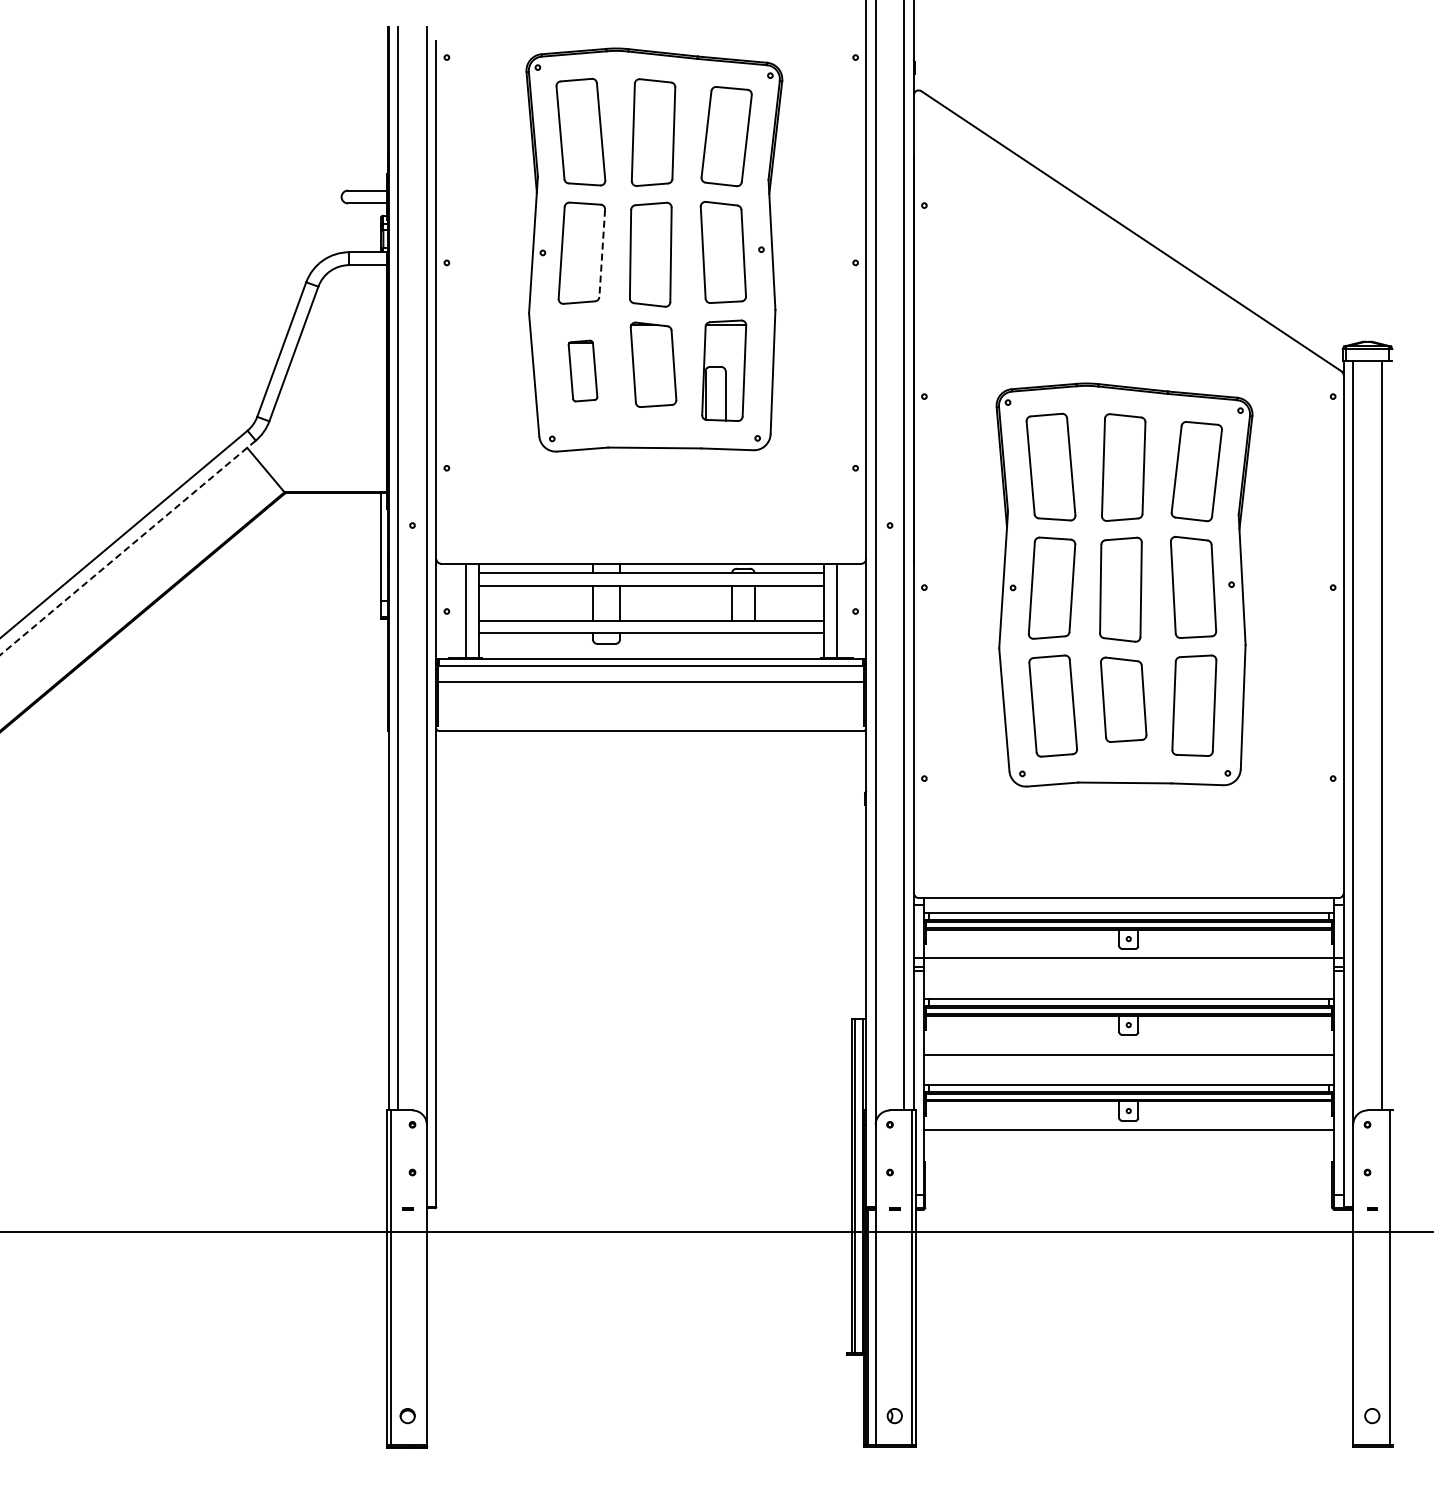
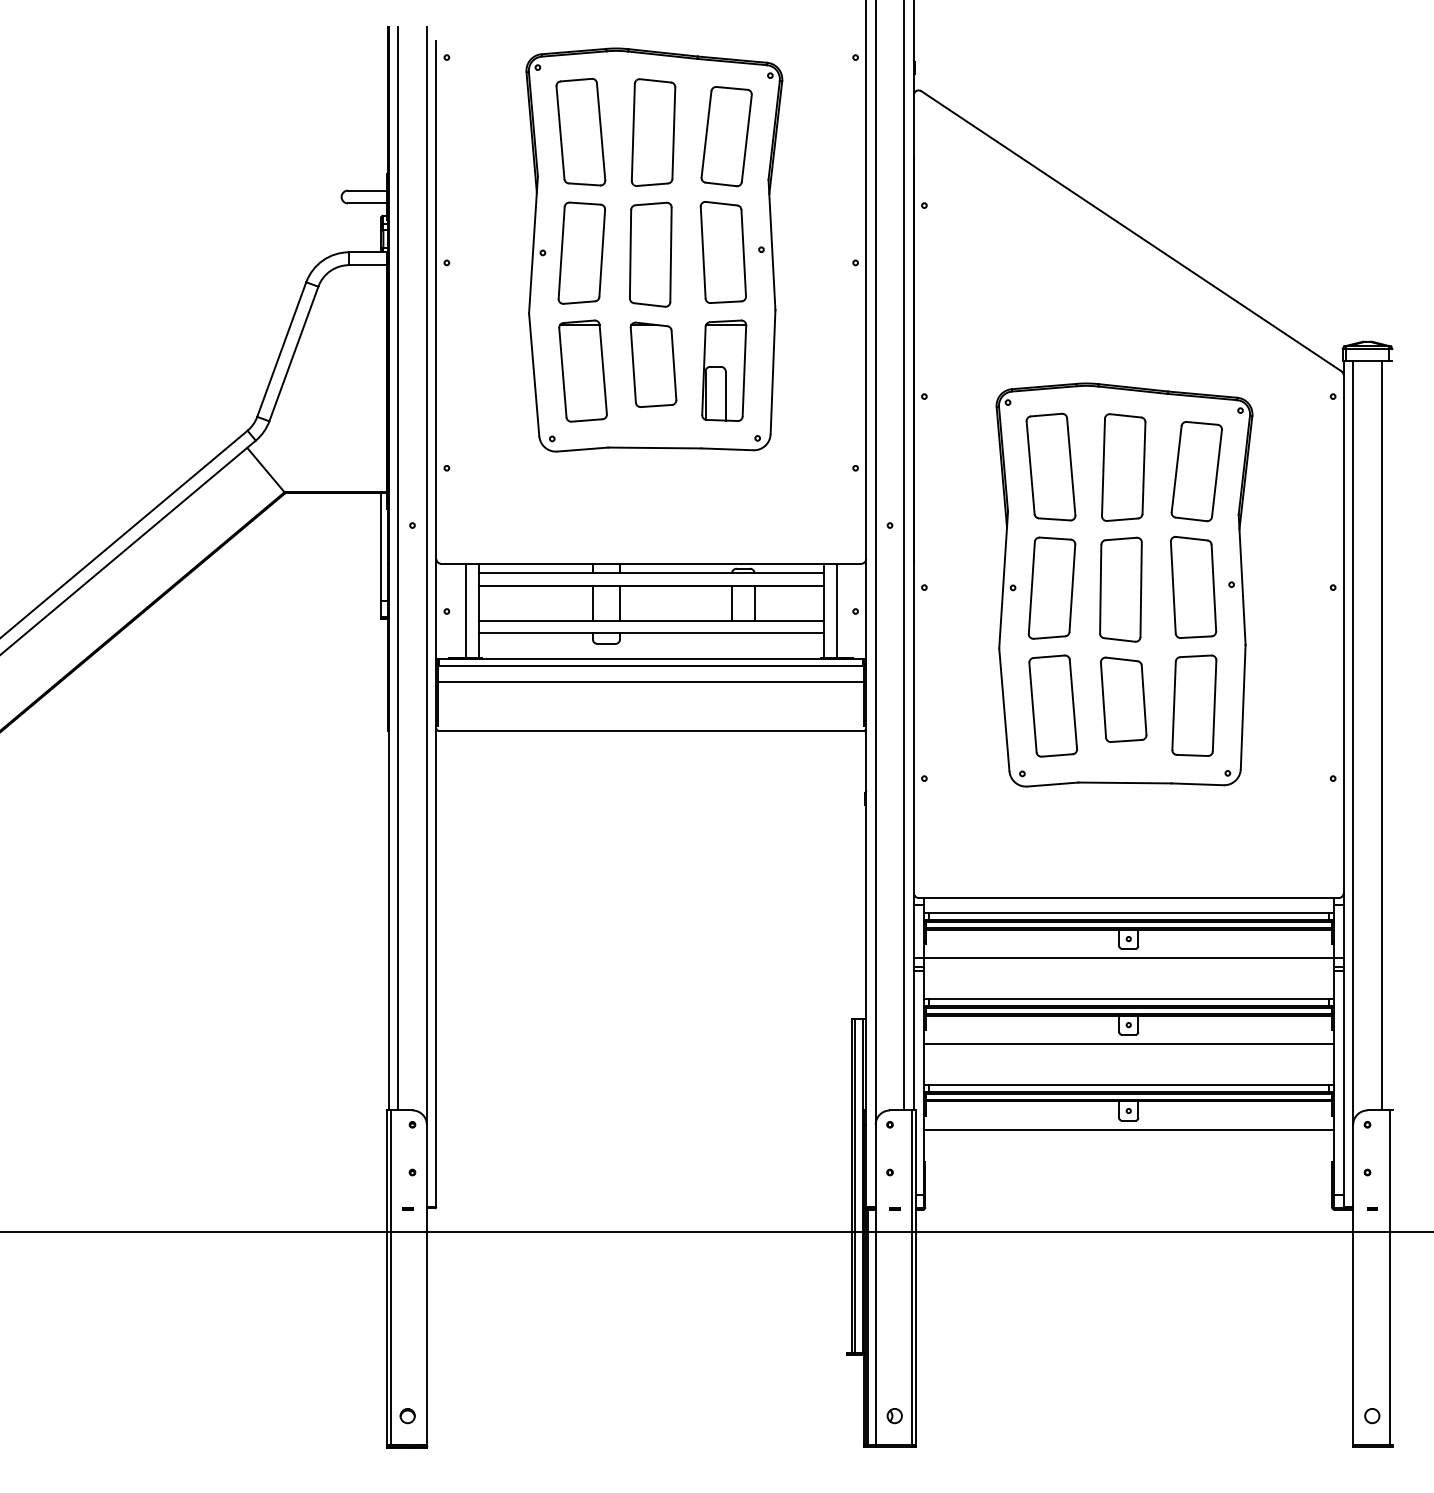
line: dashed -> solid (602, 253)
part size: 32x64 px -> 50x104 px (582, 370)
line: dashed -> solid (127, 547)
line position: (1128, 1055) -> (1128, 1044) (1128, 1044)
